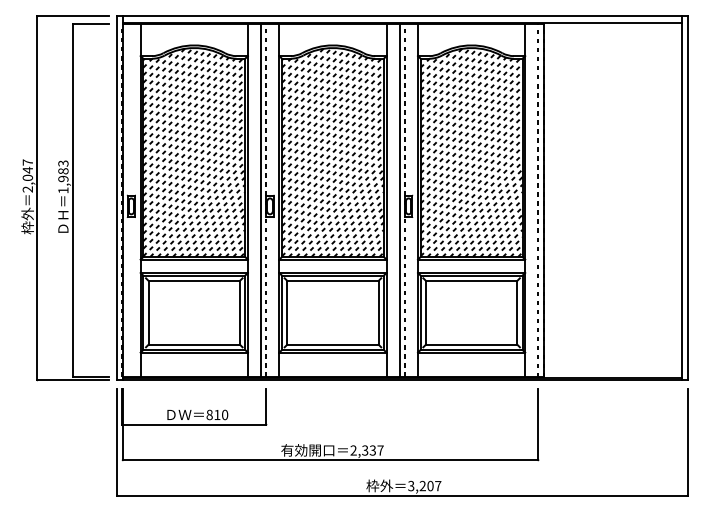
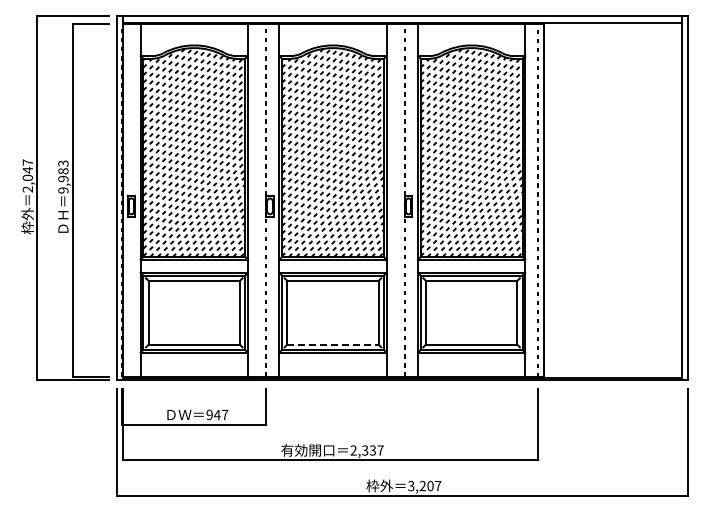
text: 1,983 -> 9,983 (63, 190)
line: present -> none (260, 200)
line: present -> none (399, 200)
line: solid -> dashed (332, 344)
text: 810 -> 947 (217, 414)
